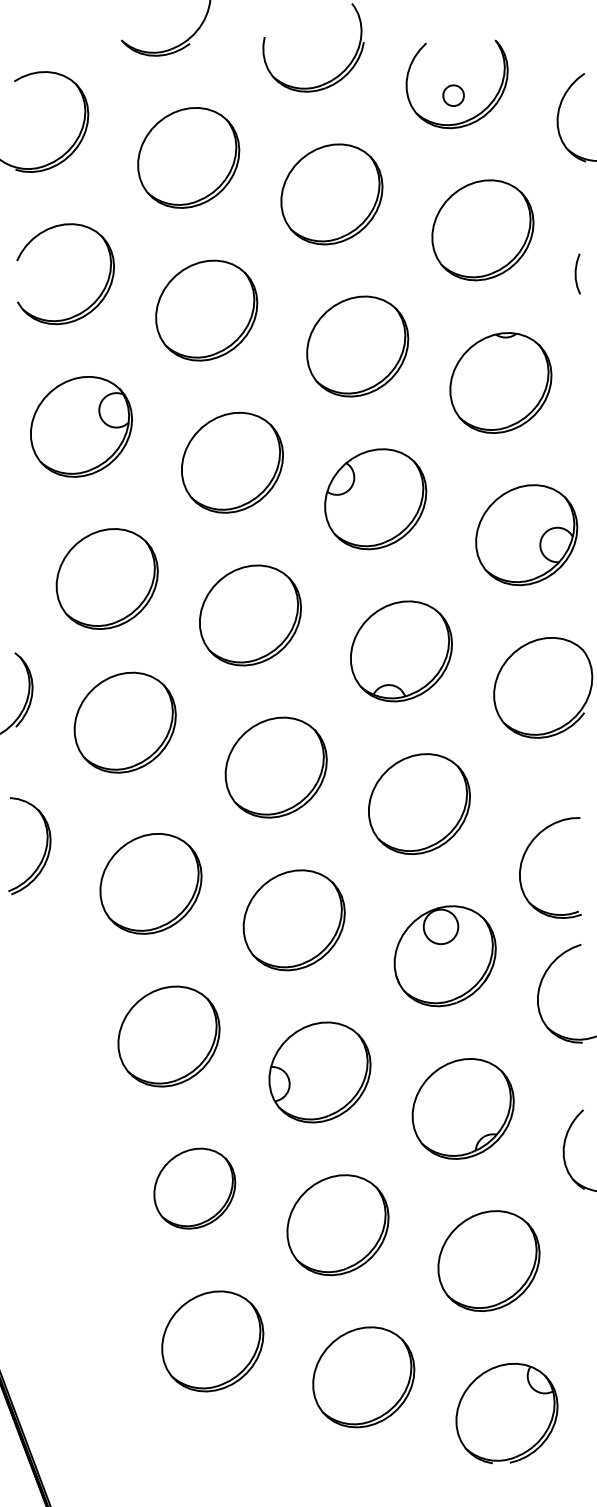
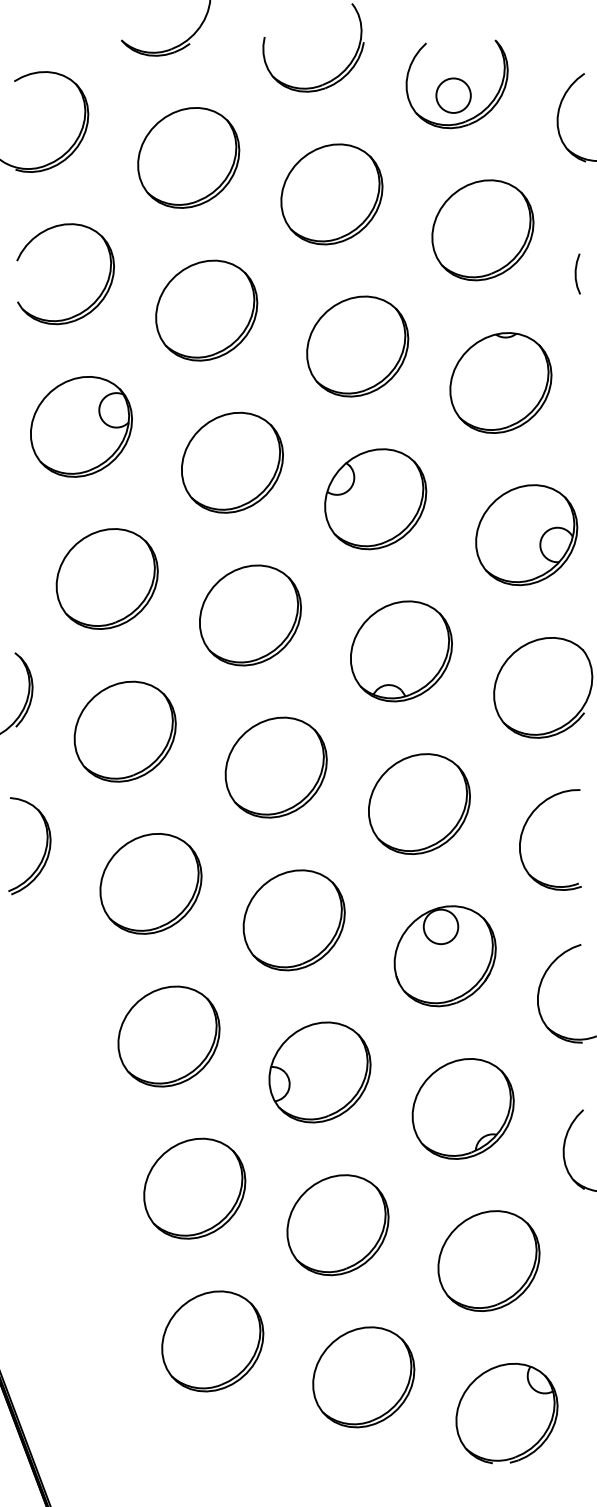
circle diameter: 21 px -> 34 px (453, 95)
part position: (124, 722) -> (124, 731) (124, 731)
part position: (524, 857) -> (524, 829) (524, 829)
part size: 84x83 px -> 104x103 px (194, 1188)
